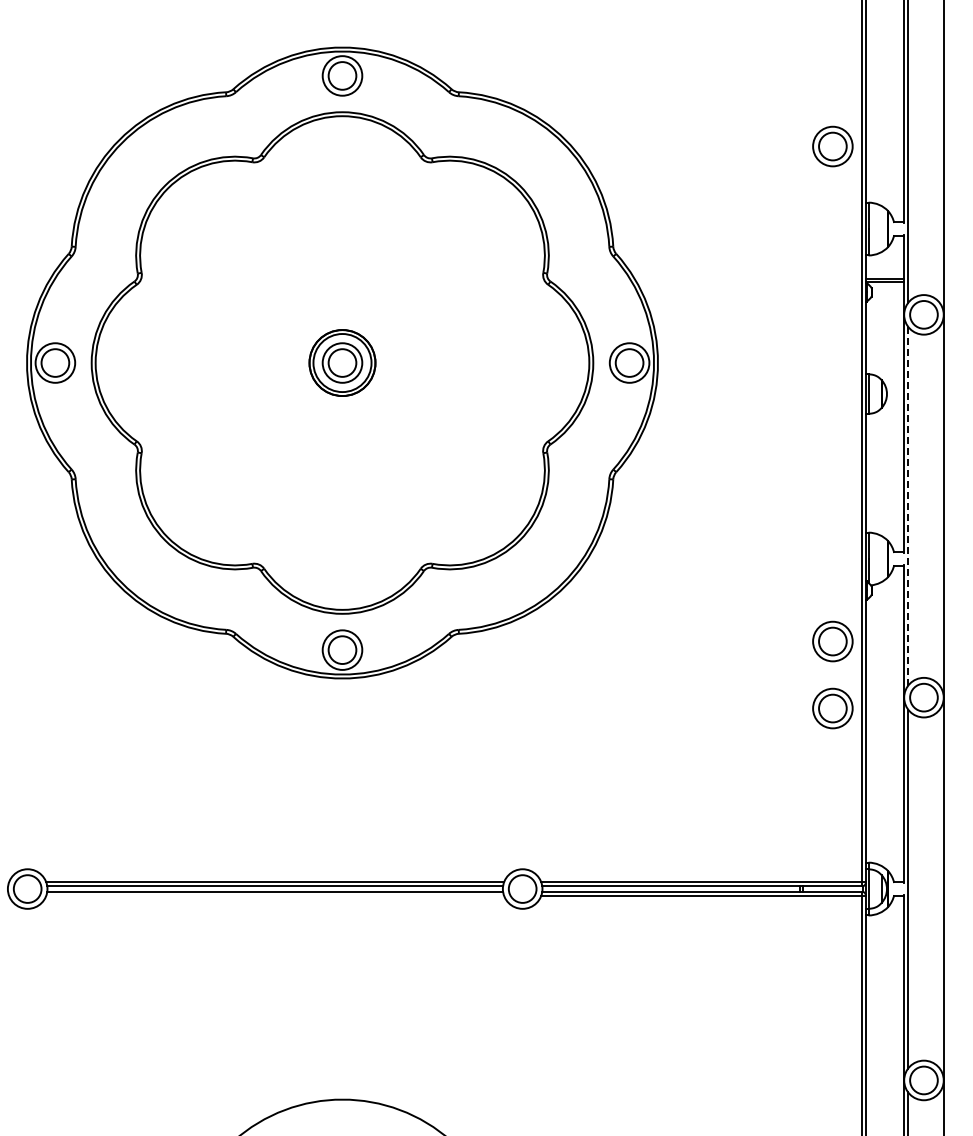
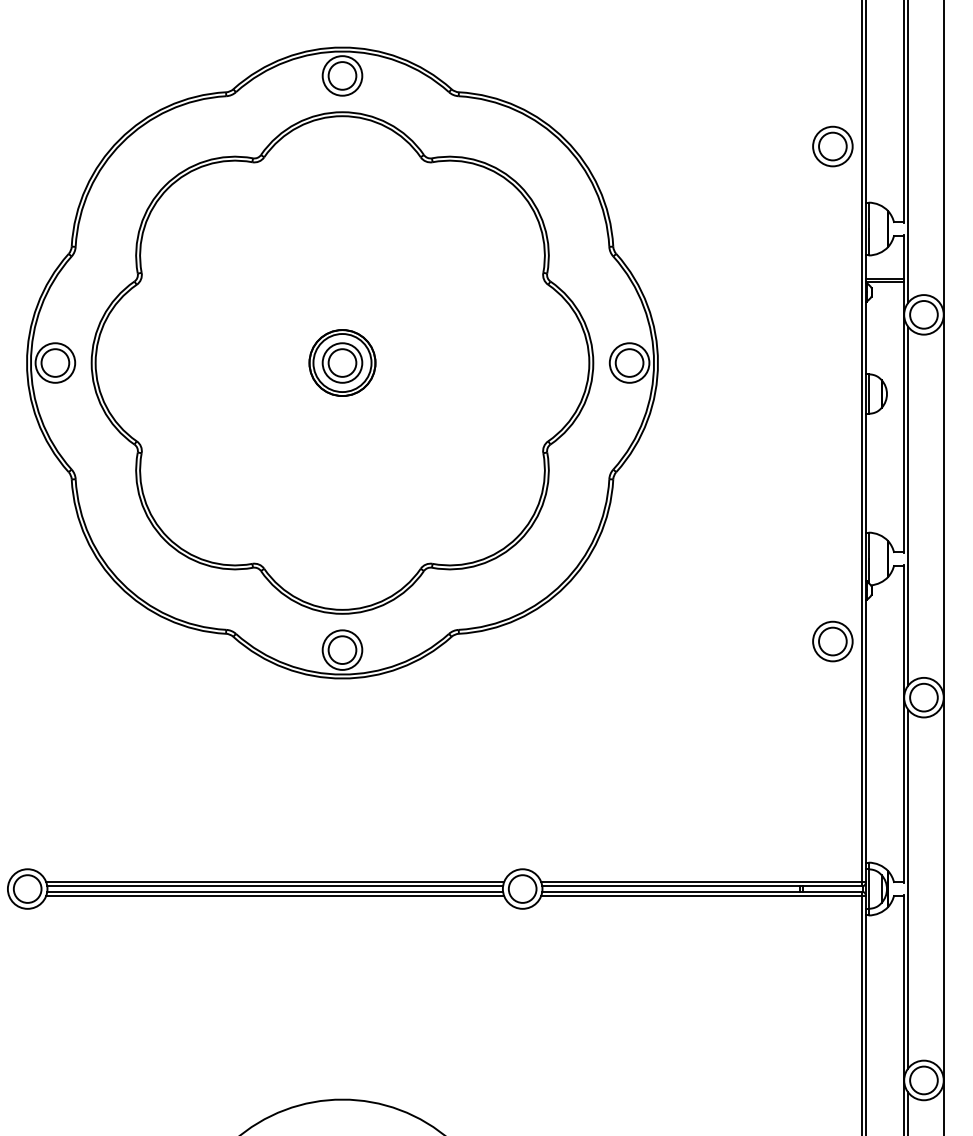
line: dashed -> solid (908, 506)
part: present -> none (832, 708)
line: none -> present (275, 895)
